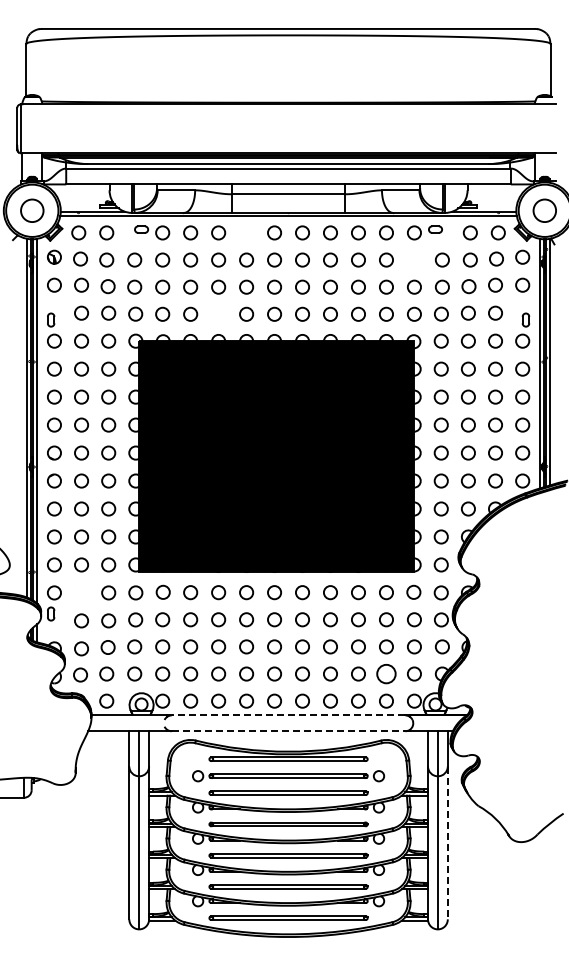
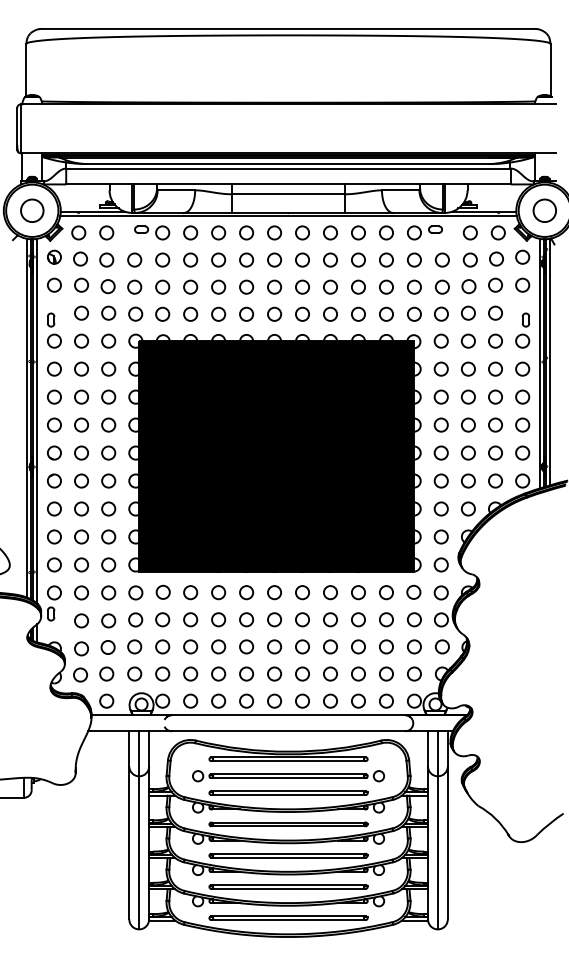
circle: none -> present (246, 232)
circle: none -> present (414, 259)
circle: none -> present (218, 313)
circle: none -> present (81, 592)
circle size: 21x21 px -> 15x16 px (386, 673)
line: dashed -> solid (288, 715)
line: dashed -> solid (288, 731)
line: dashed -> solid (447, 843)
